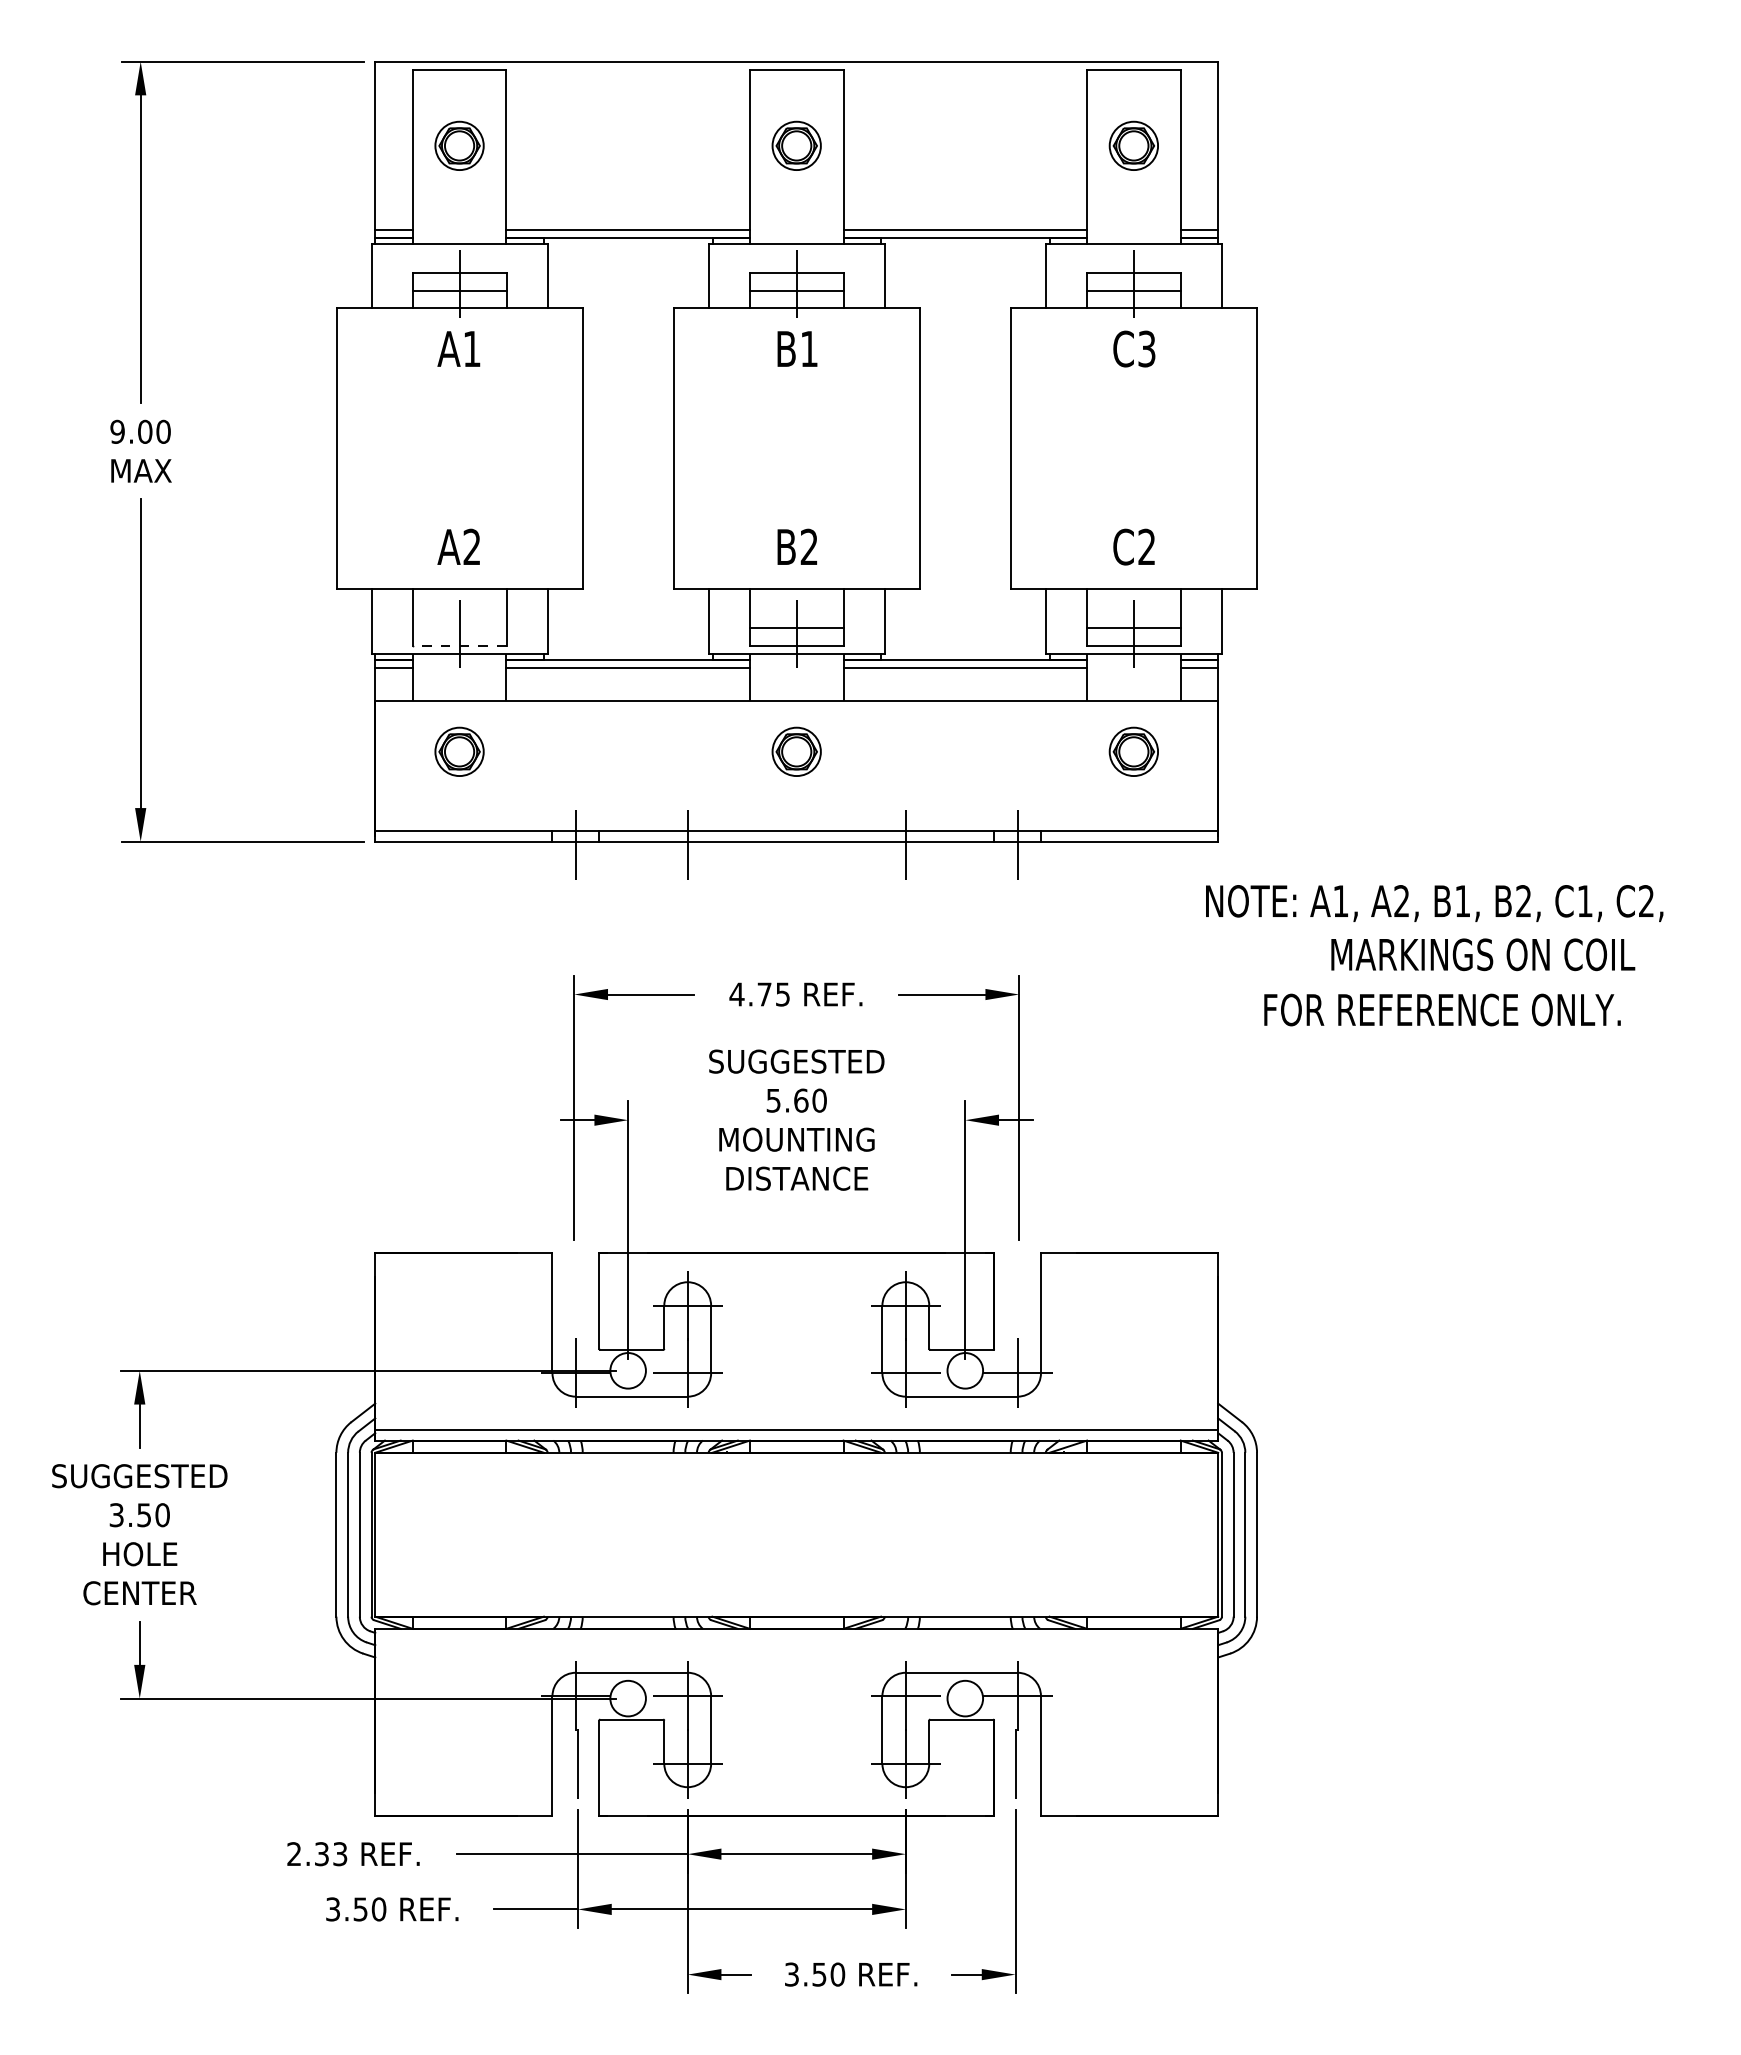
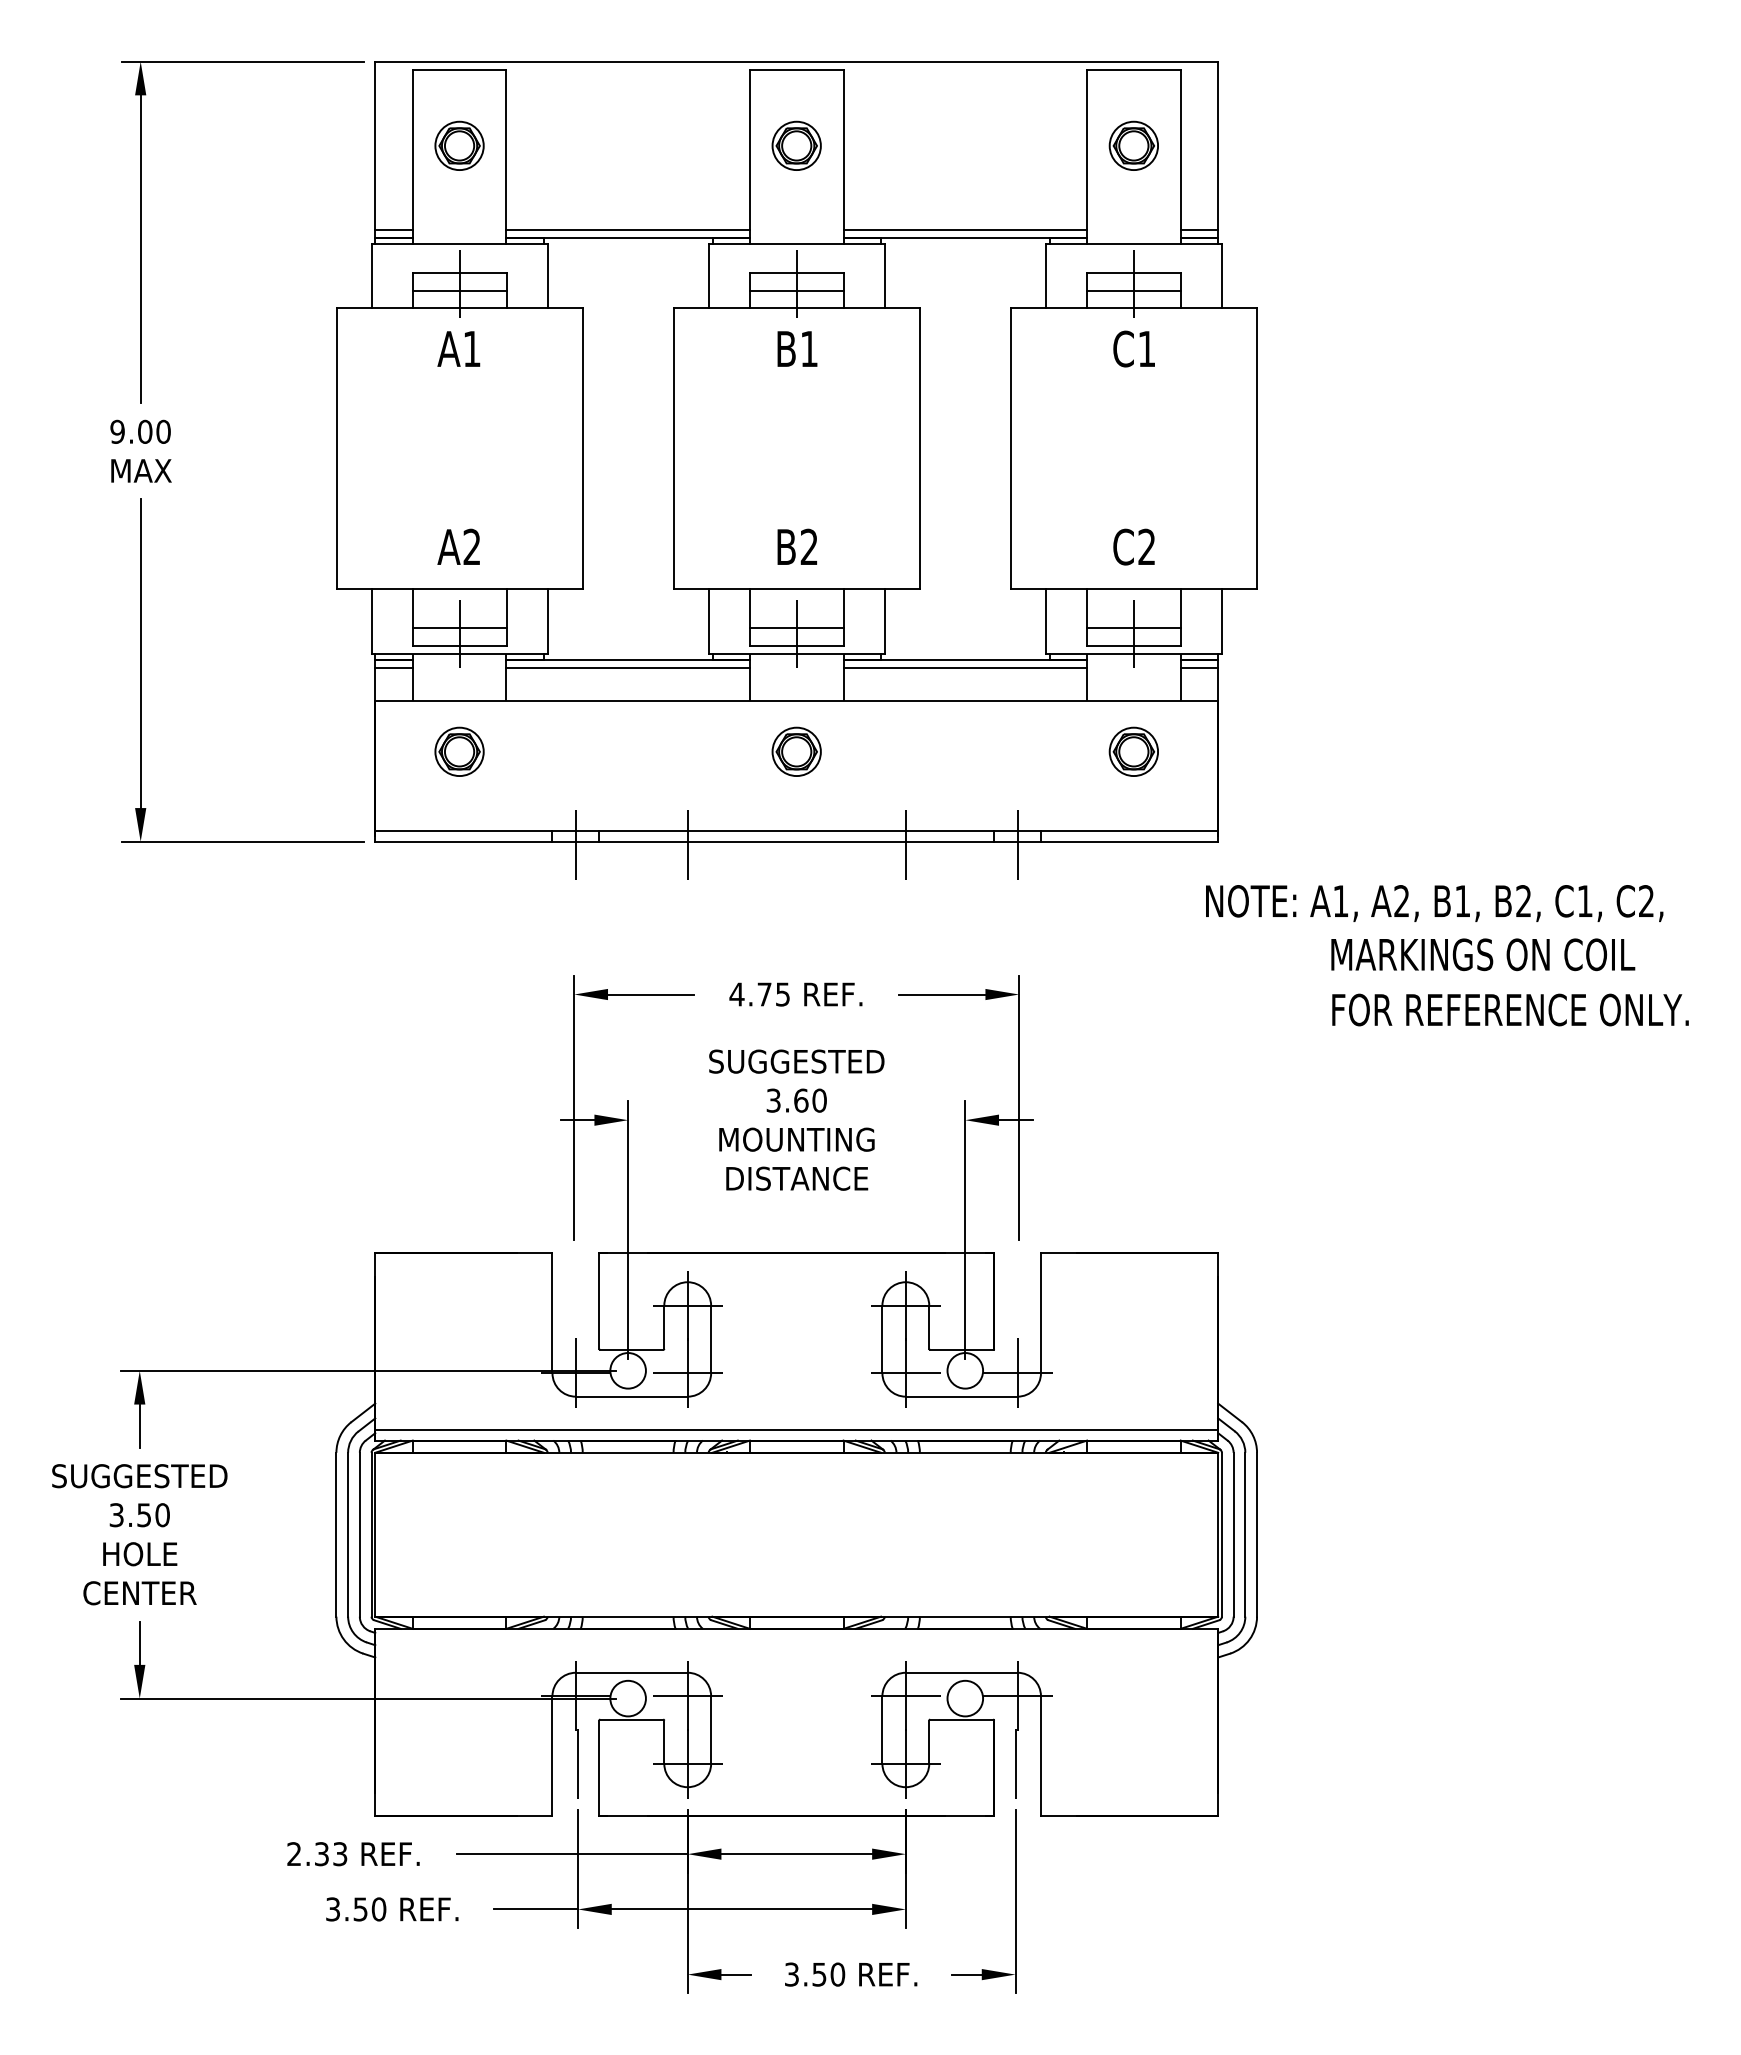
text: C3 -> C1 (1146, 348)
line: none -> present (459, 627)
line: dashed -> solid (459, 645)
text position: (1442, 1009) -> (1510, 1009) (1510, 1009)
text: 5.60 -> 3.60 (773, 1100)
